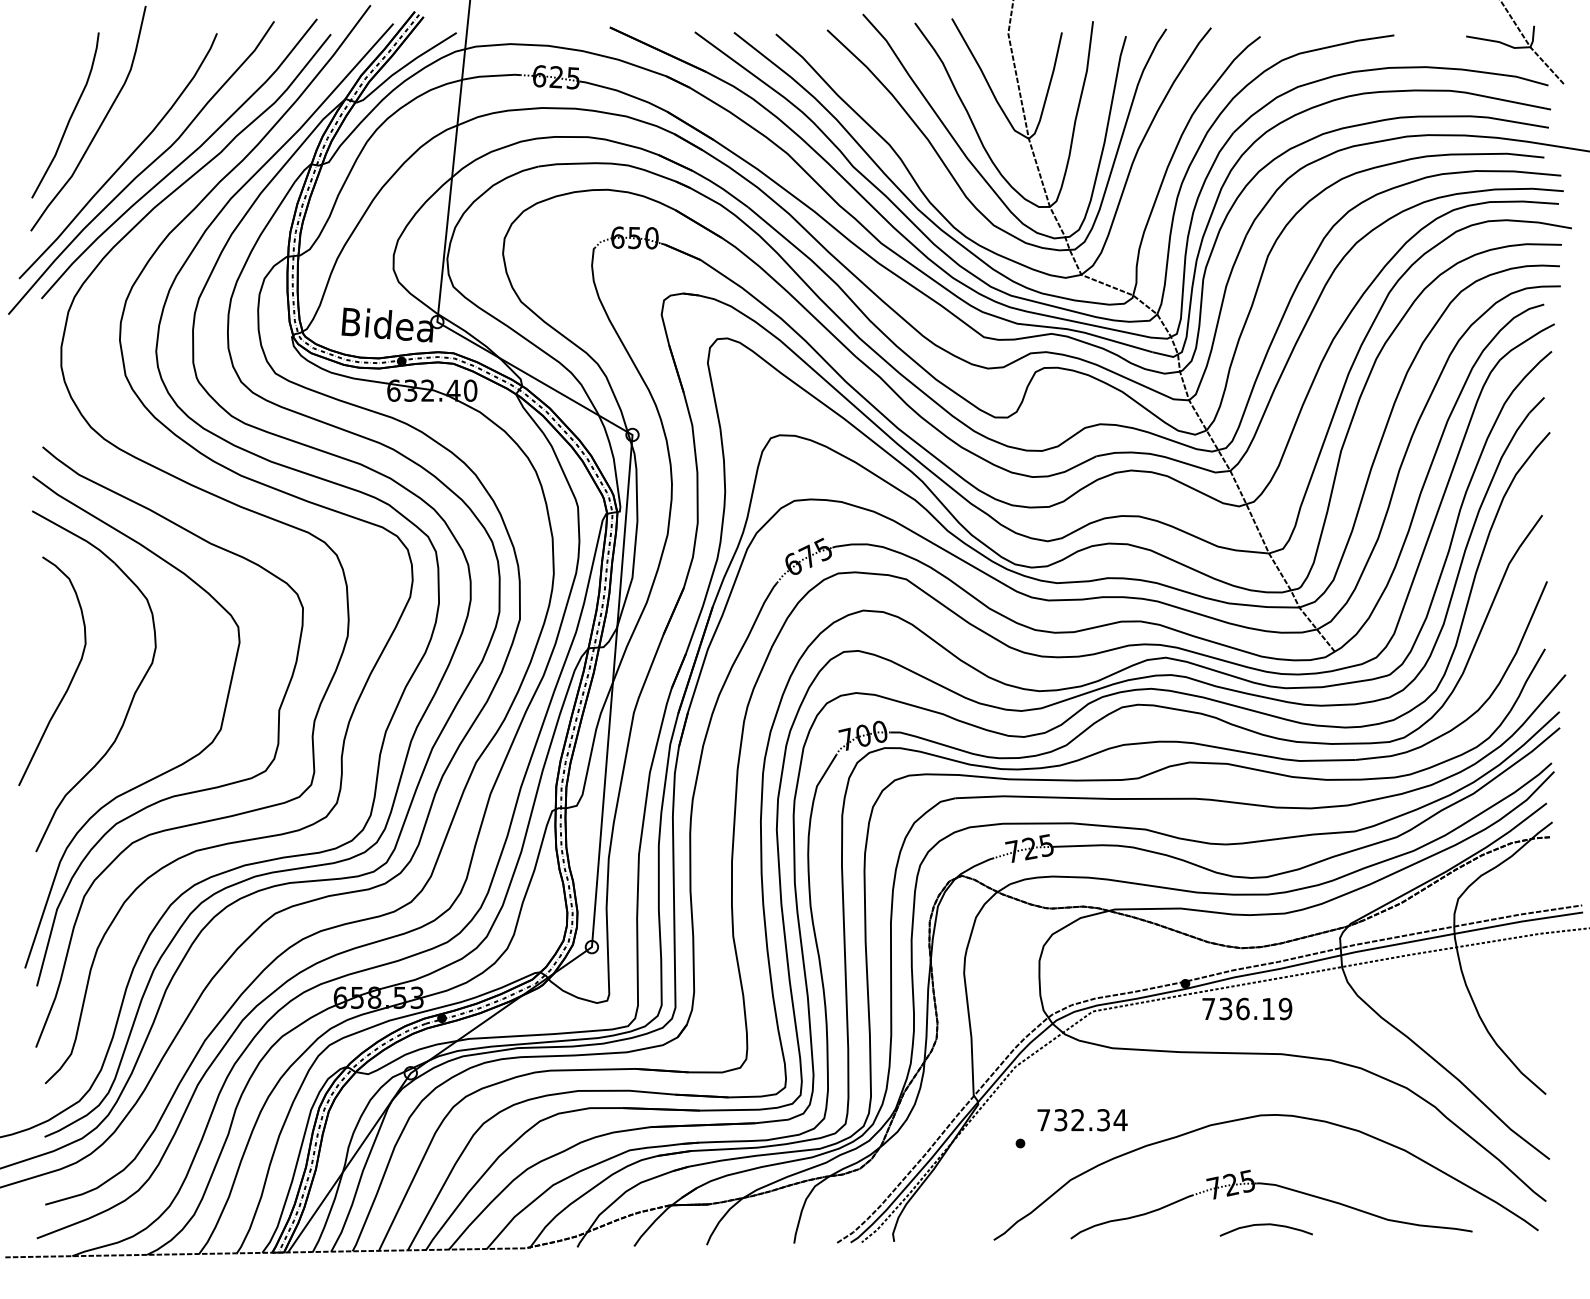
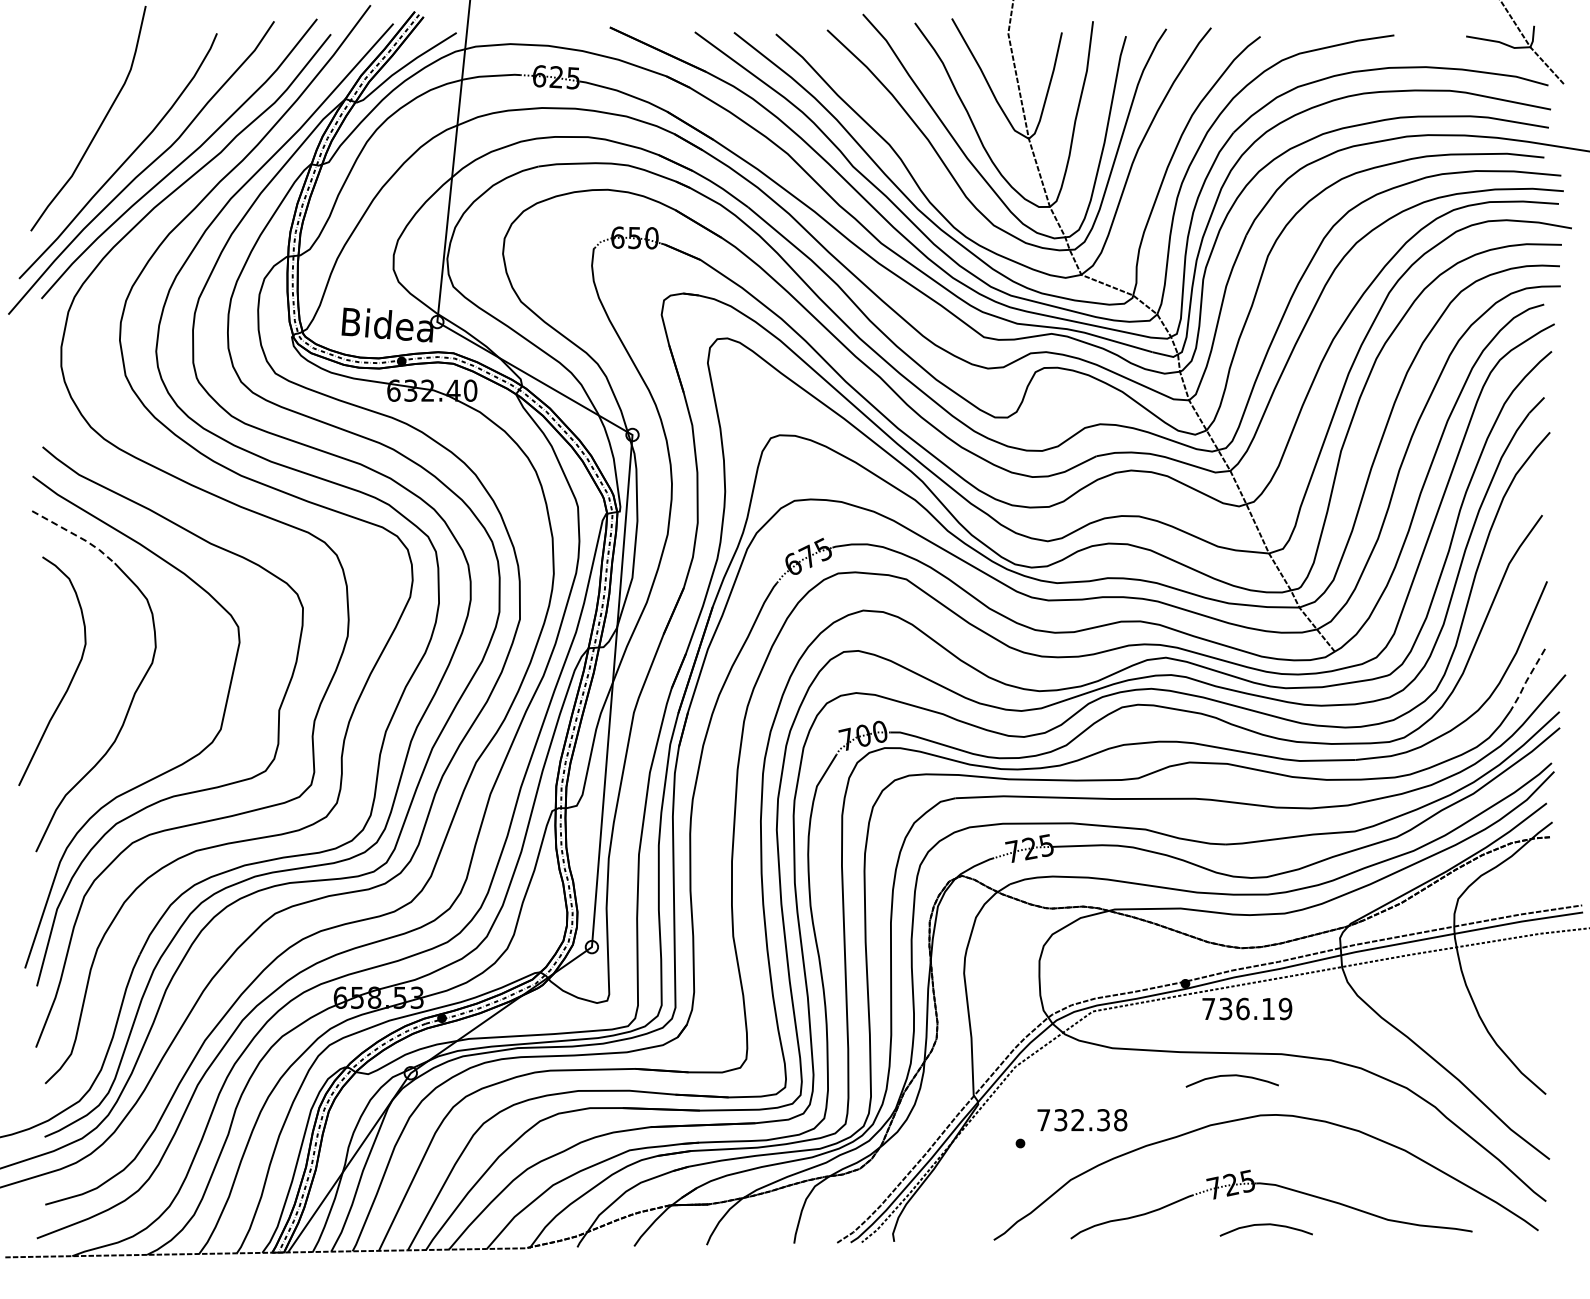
curve: present -> none (69, 117)
line: solid -> dashed (76, 535)
line: solid -> dashed (1526, 681)
curve: none -> present (1231, 1076)
text: 732.34 -> 732.38 (1120, 1120)
